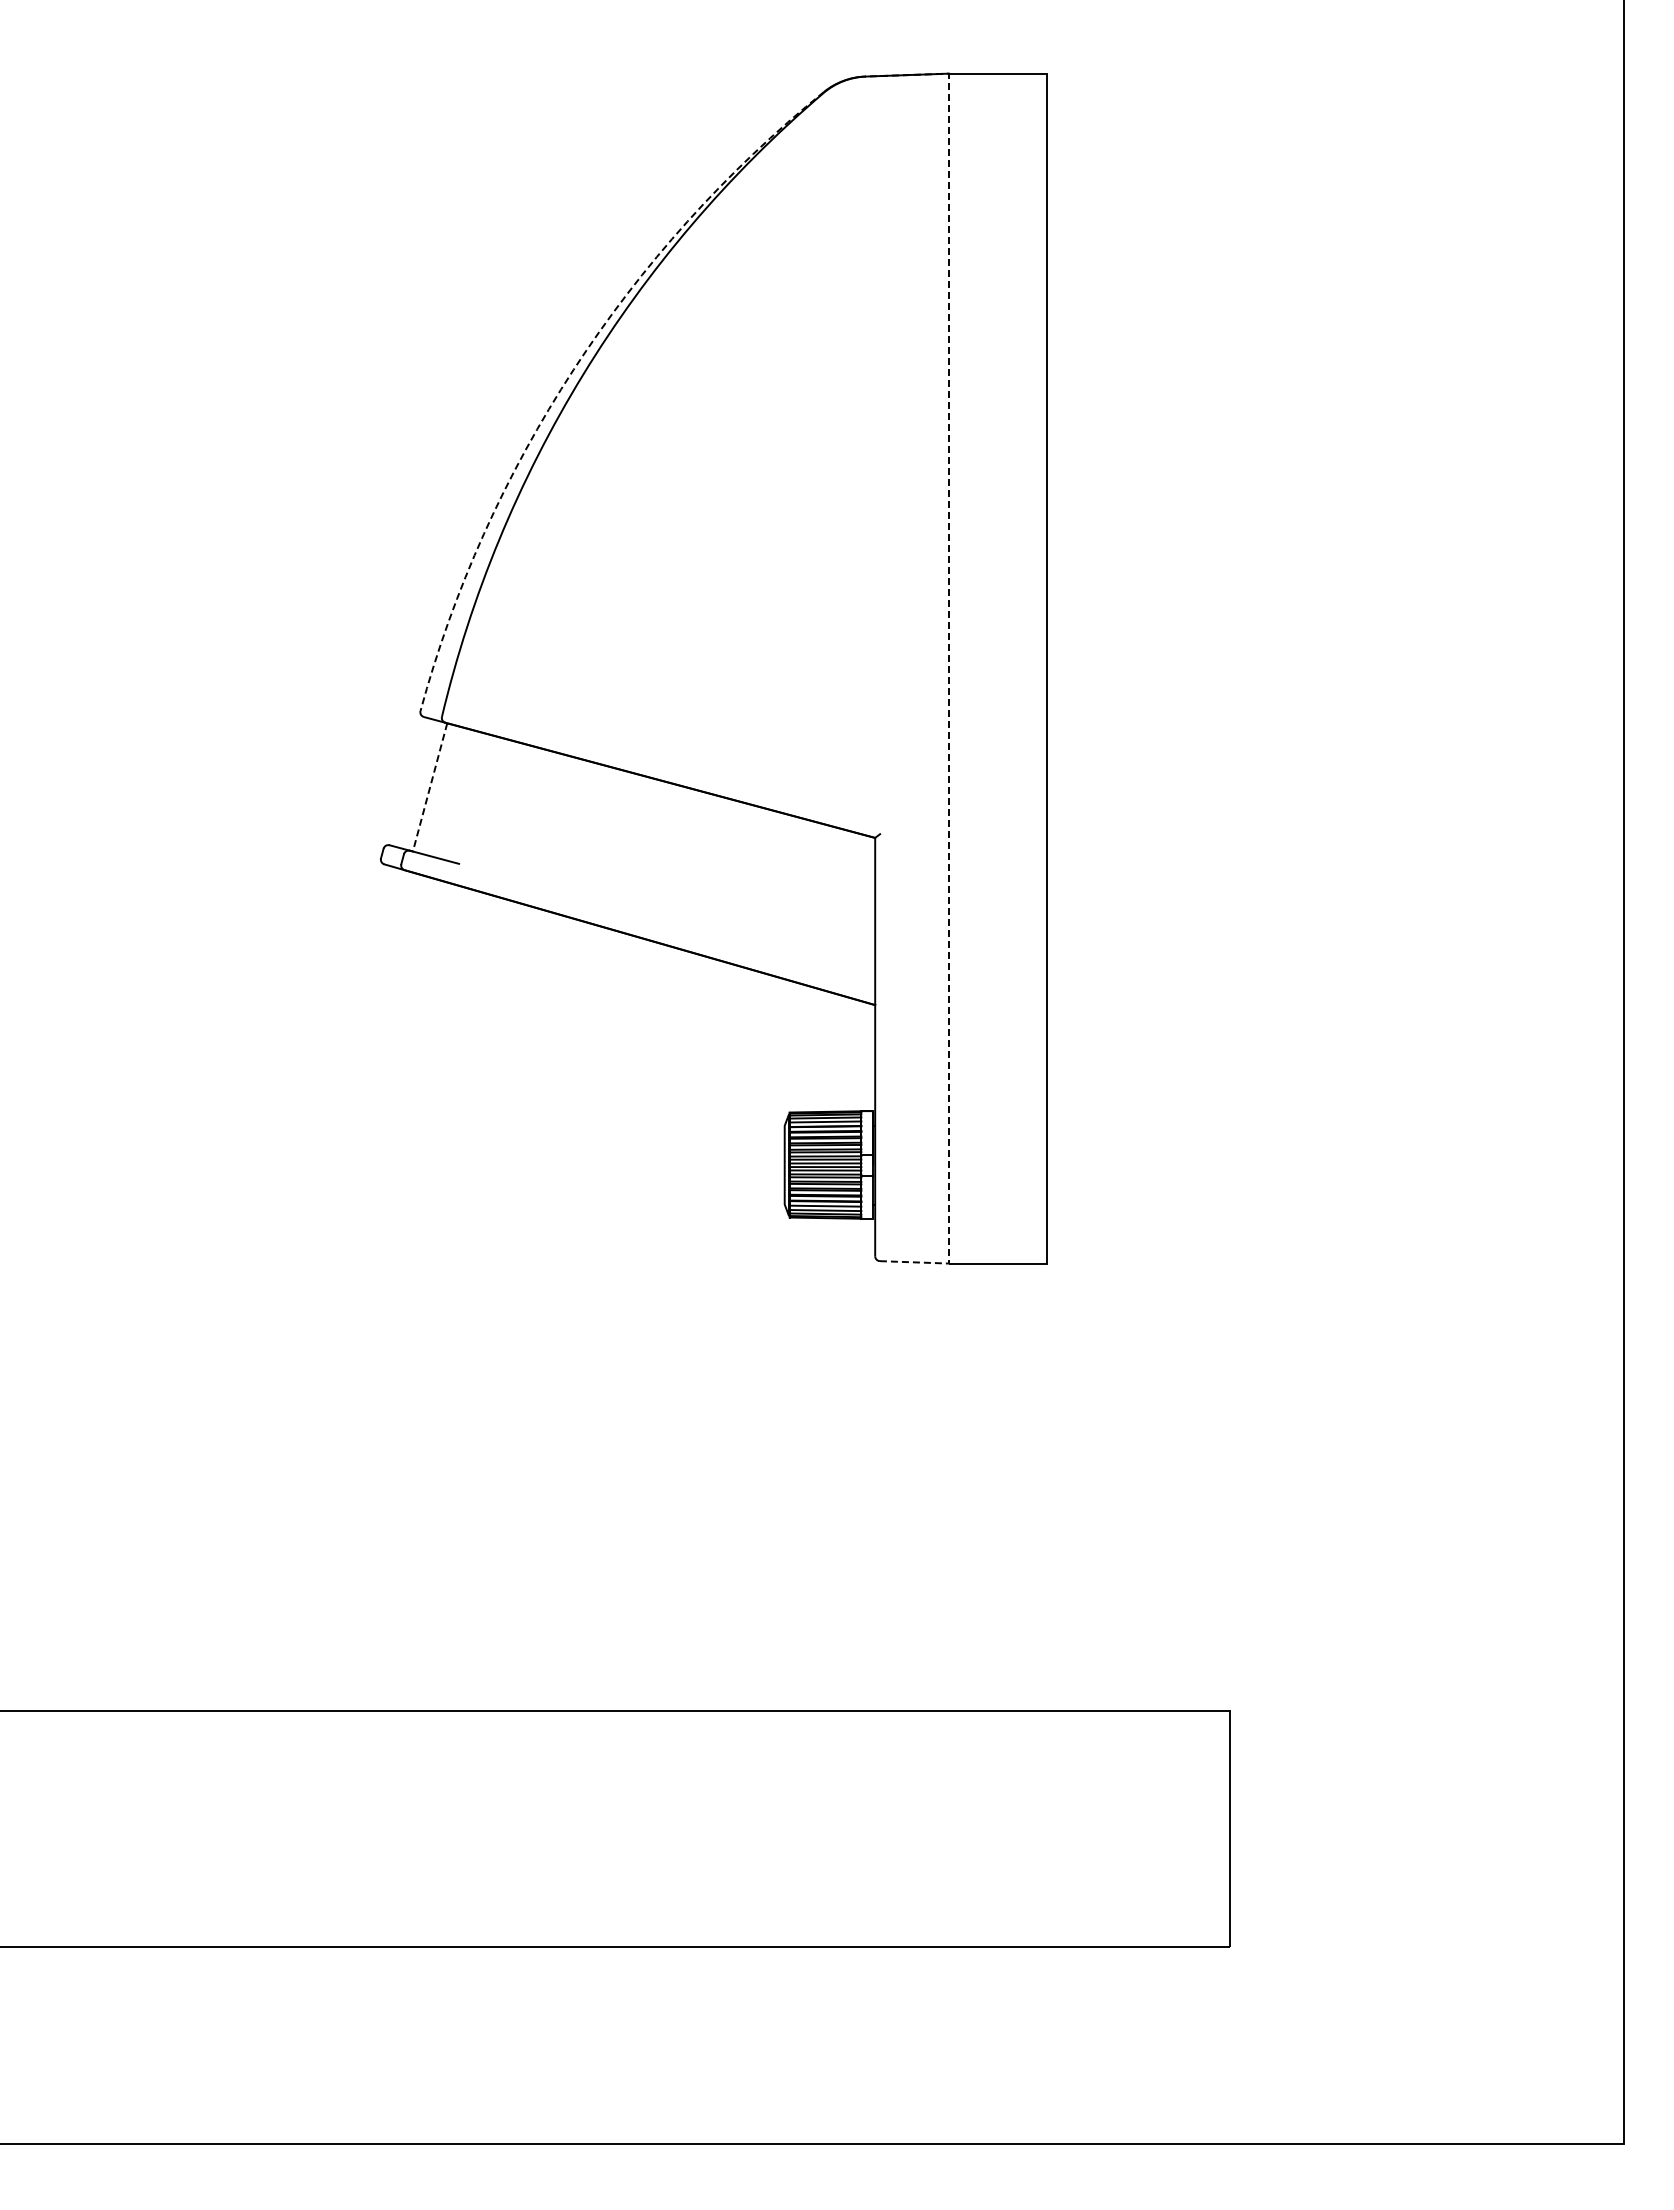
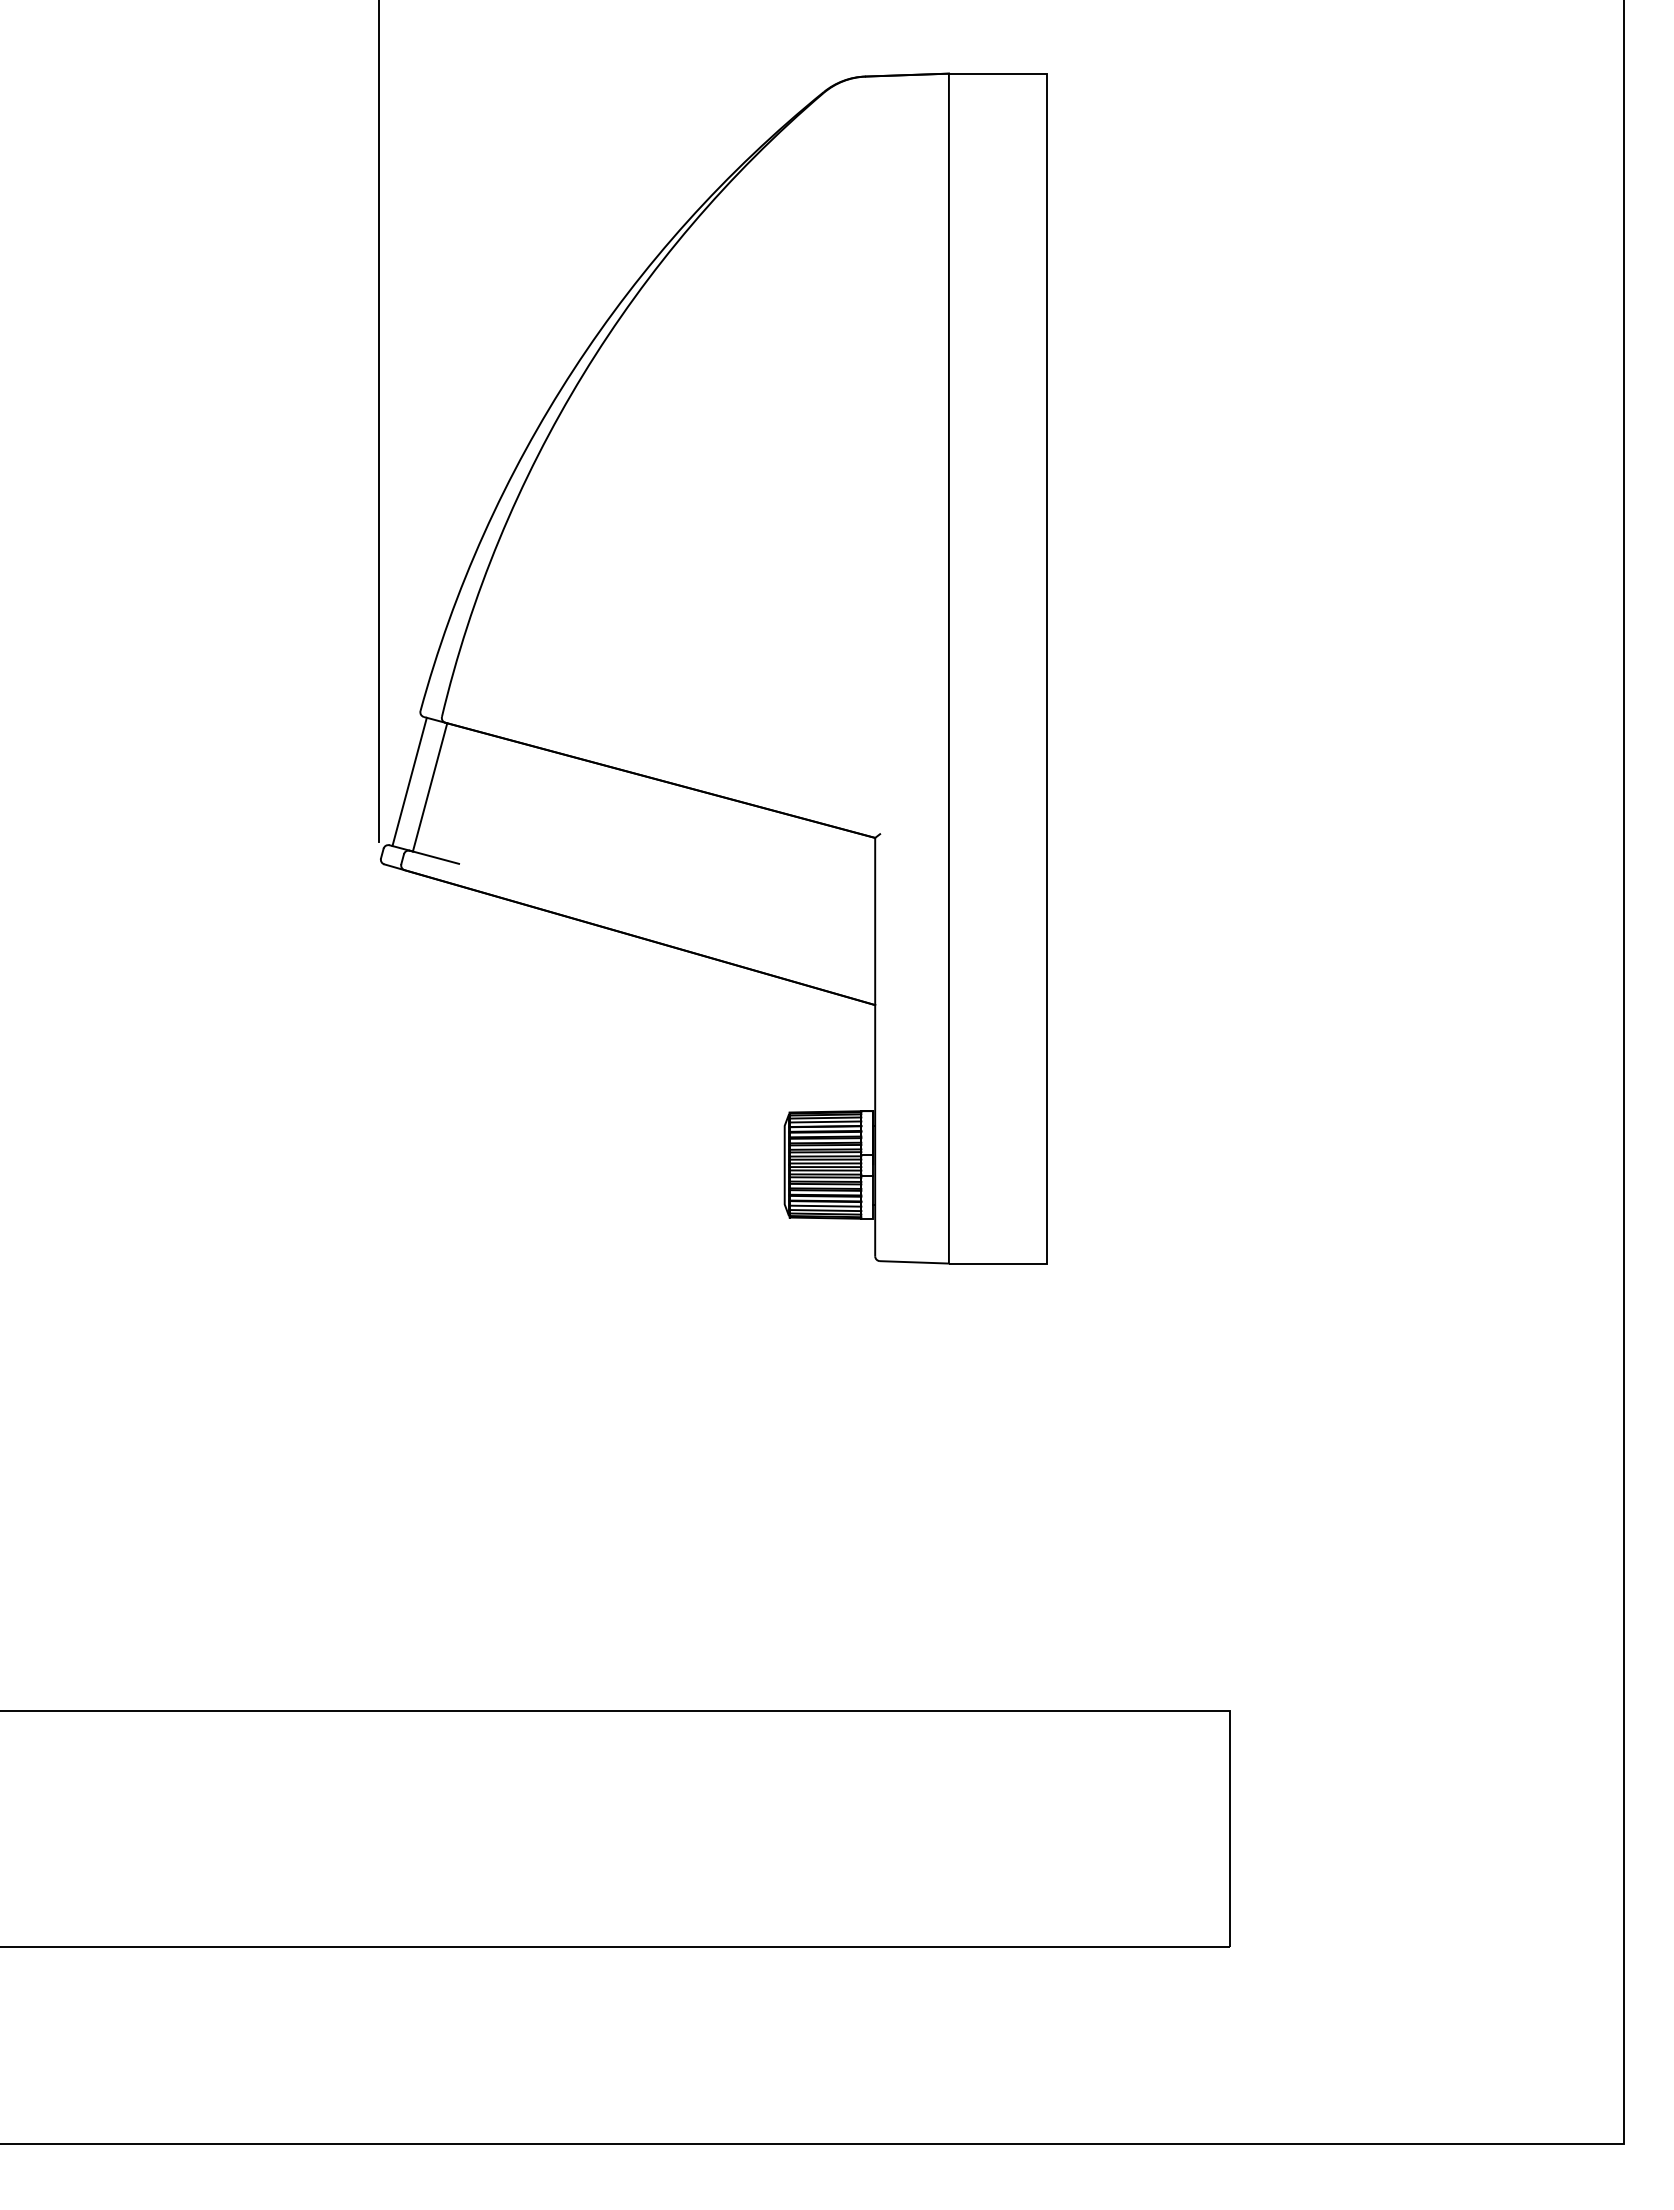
arc: dashed -> solid (573, 369)
line: none -> present (378, 422)
line: dashed -> solid (948, 661)
line: none -> present (409, 781)
line: dashed -> solid (429, 787)
